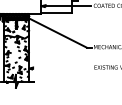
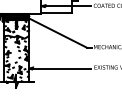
line: none -> present (59, 68)
